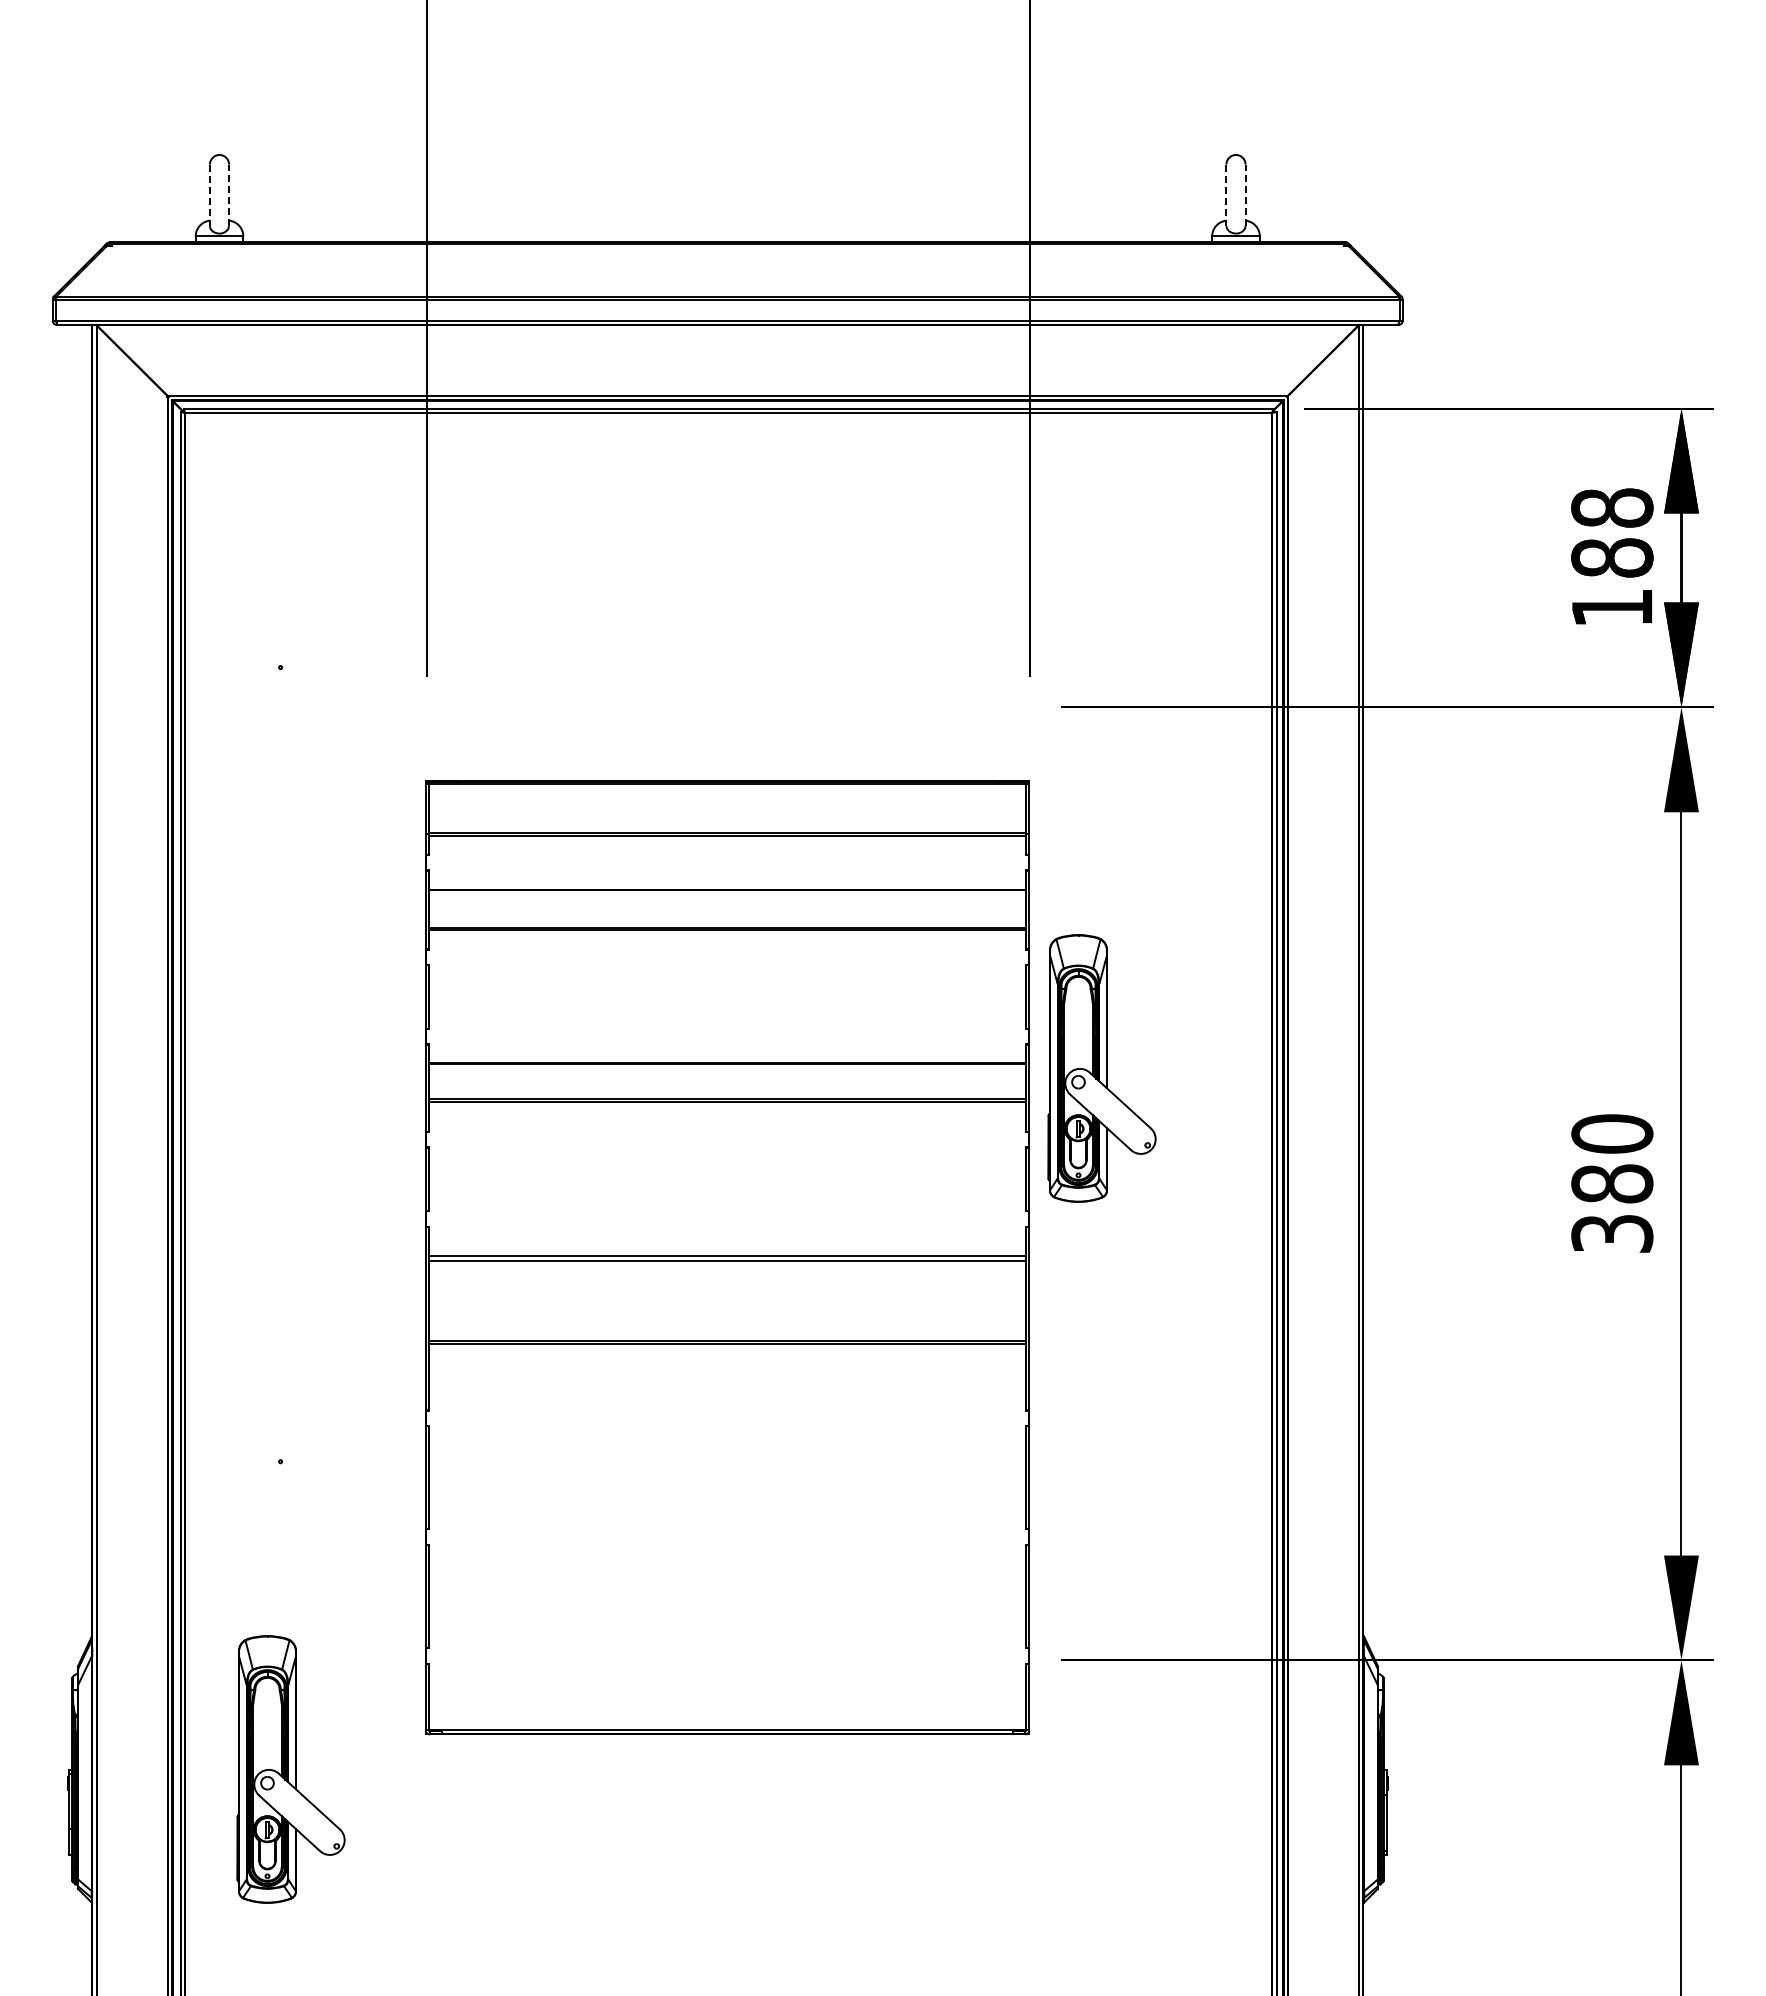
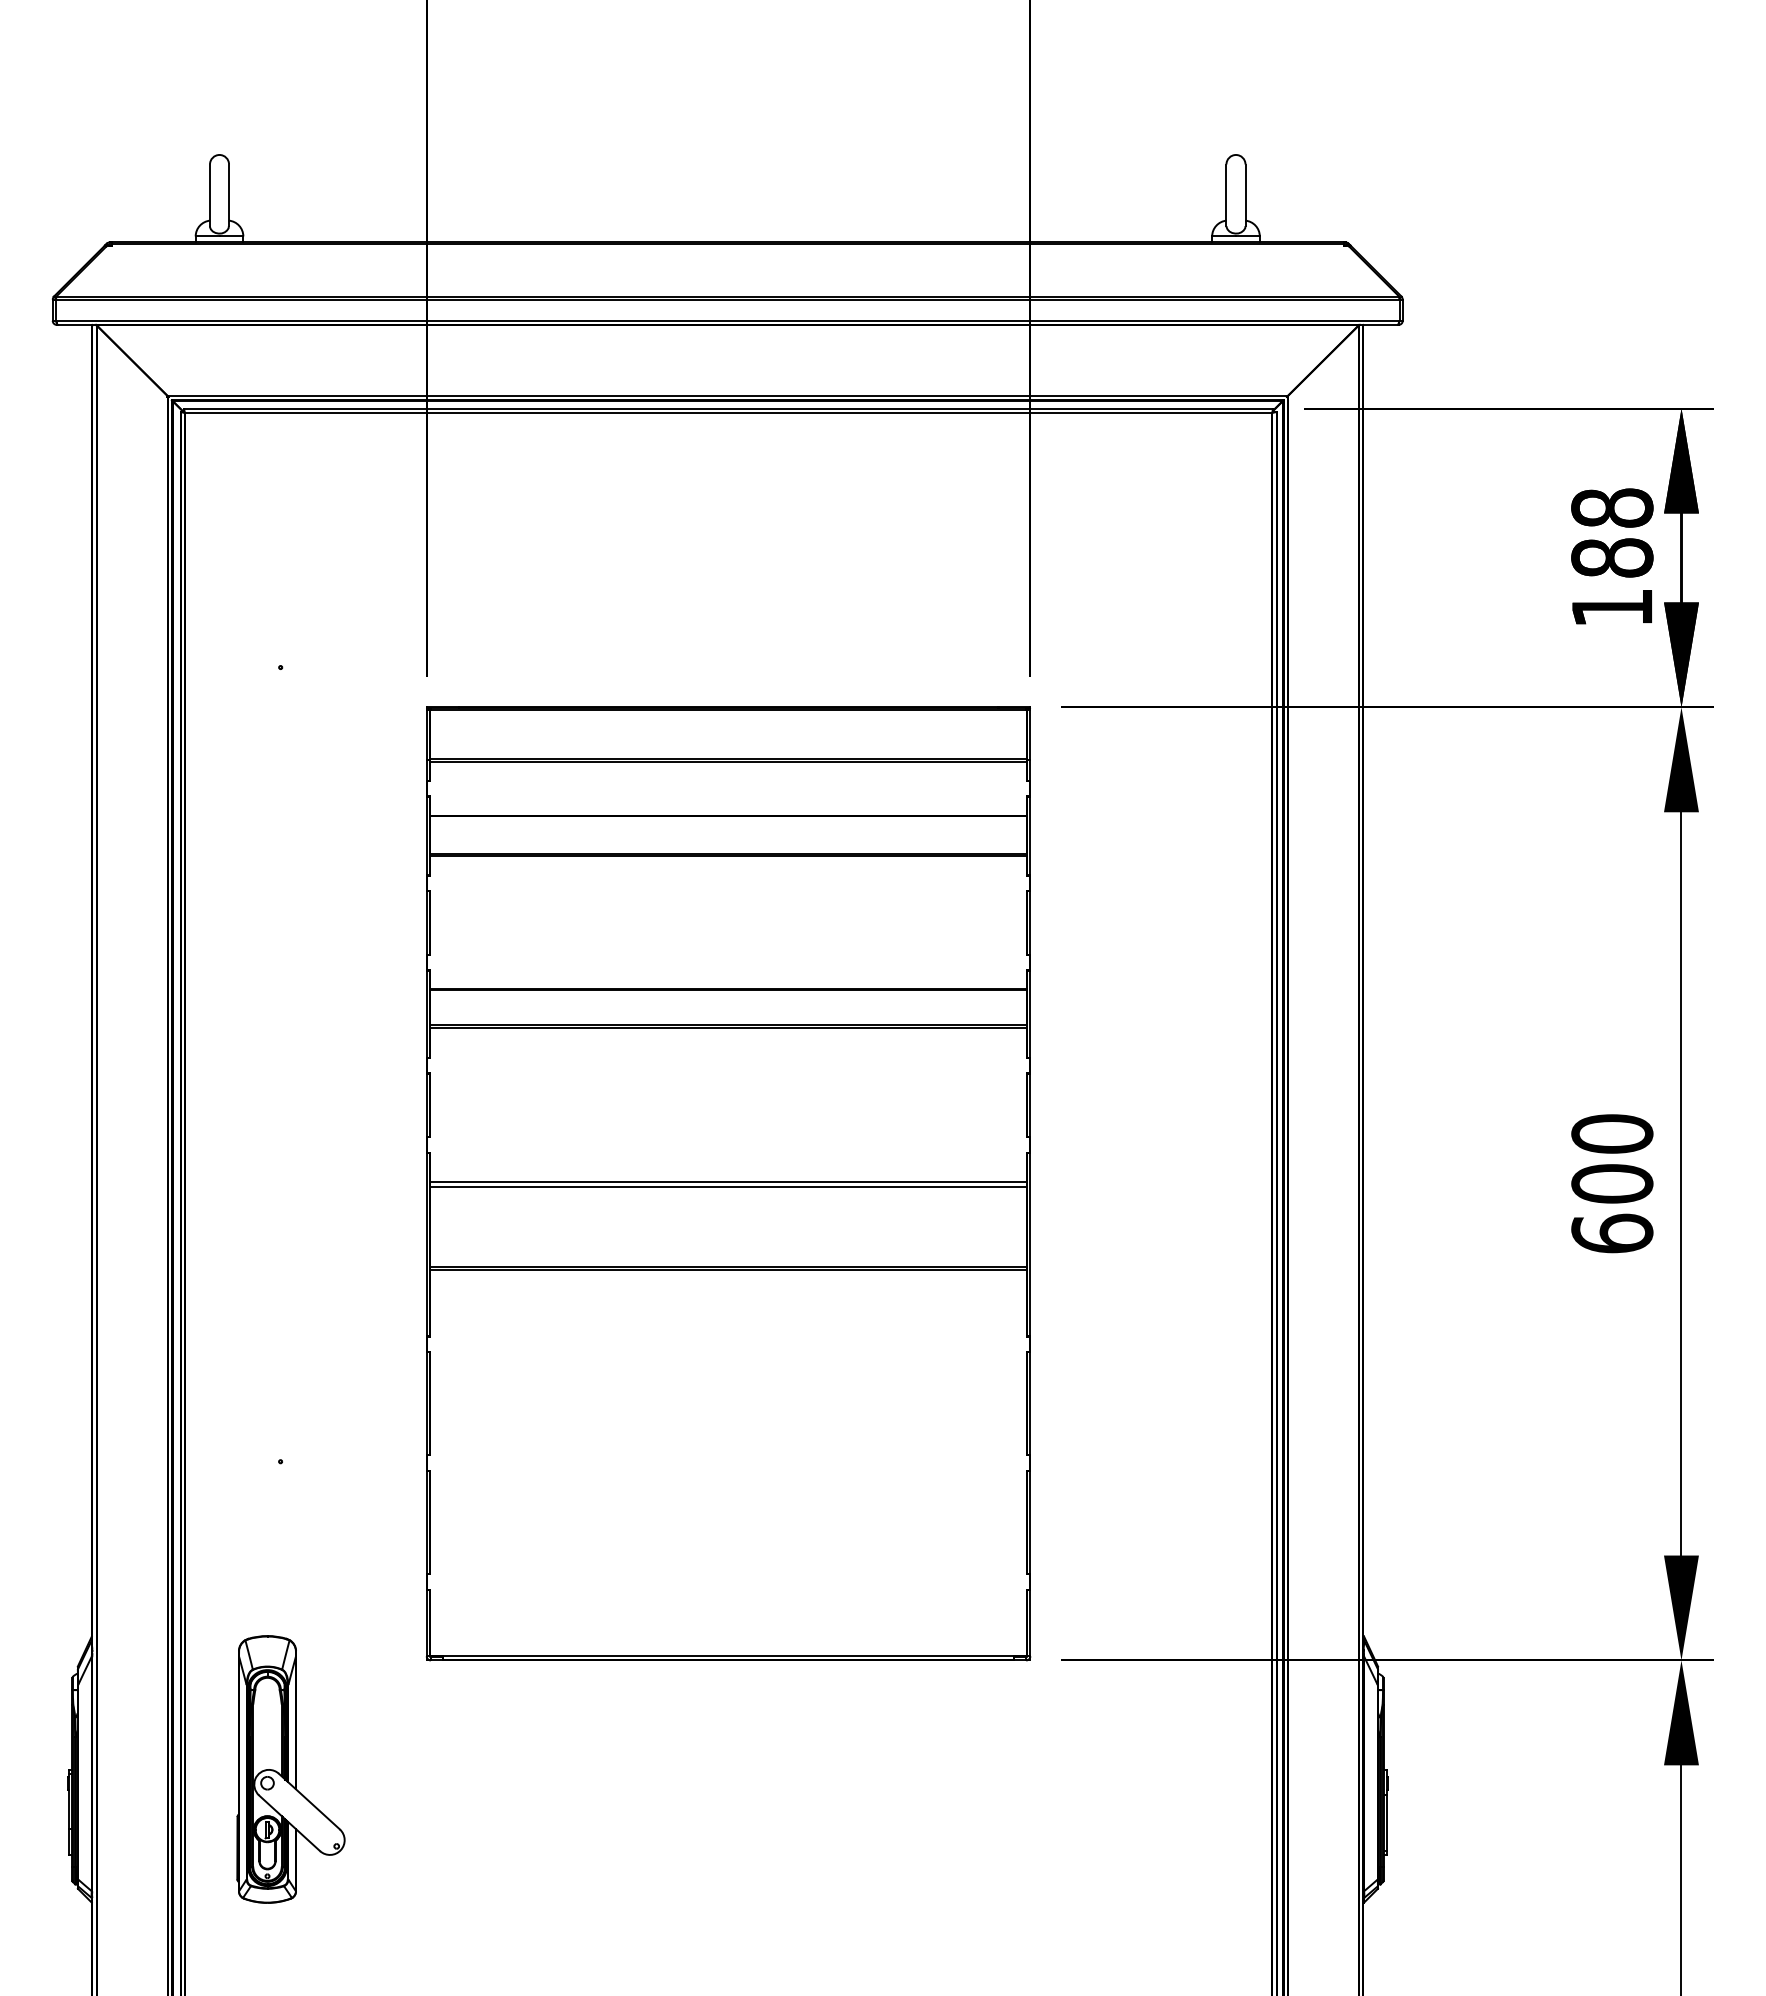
line: dashed -> solid (210, 195)
line: dashed -> solid (229, 195)
line: dashed -> solid (1226, 195)
line: dashed -> solid (1245, 195)
part: present -> none (1101, 1068)
text: 380 -> 600 (1612, 1208)
part position: (727, 1257) -> (728, 1183) (728, 1183)
